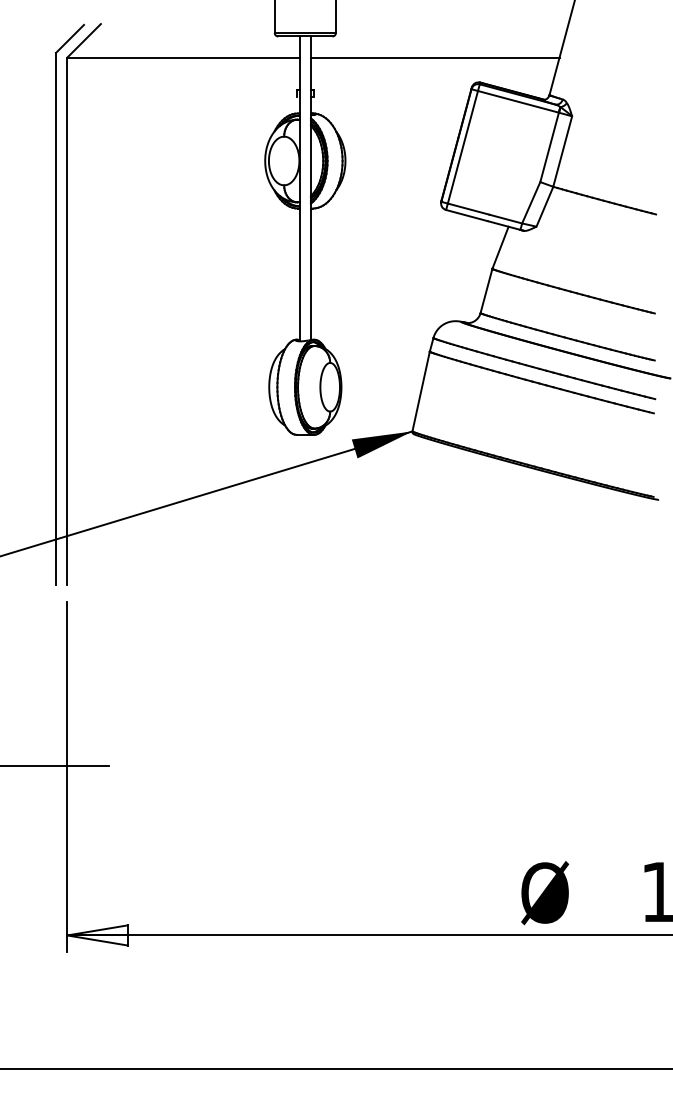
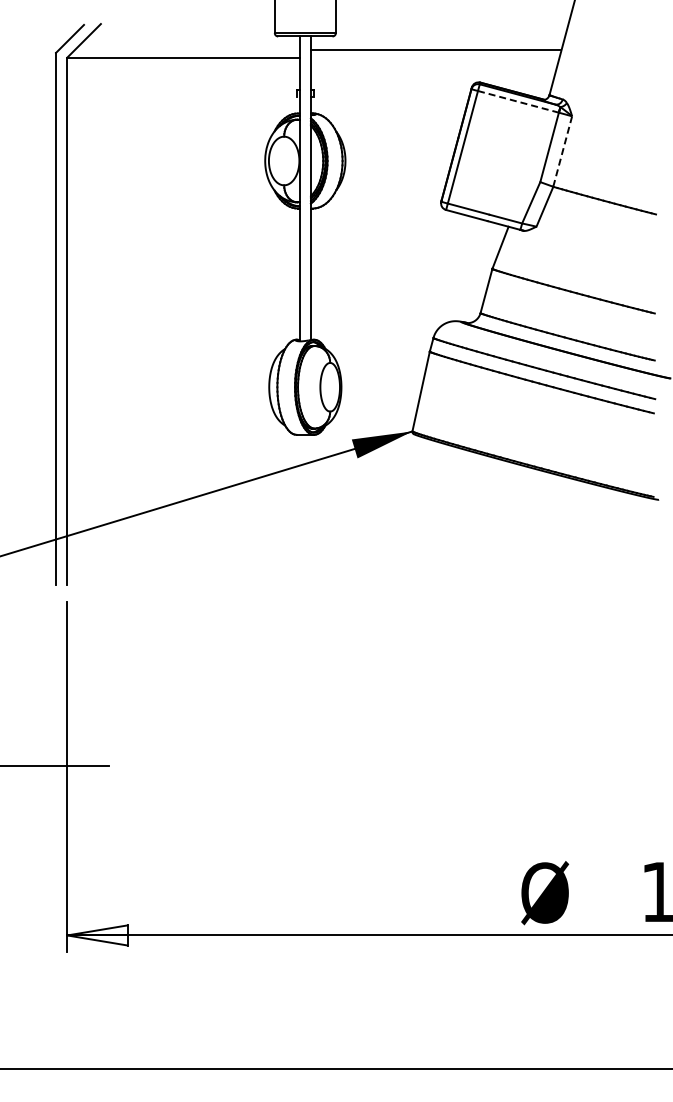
line position: (435, 57) -> (435, 49) (435, 49)
line: solid -> dashed (518, 101)
line: solid -> dashed (562, 151)
